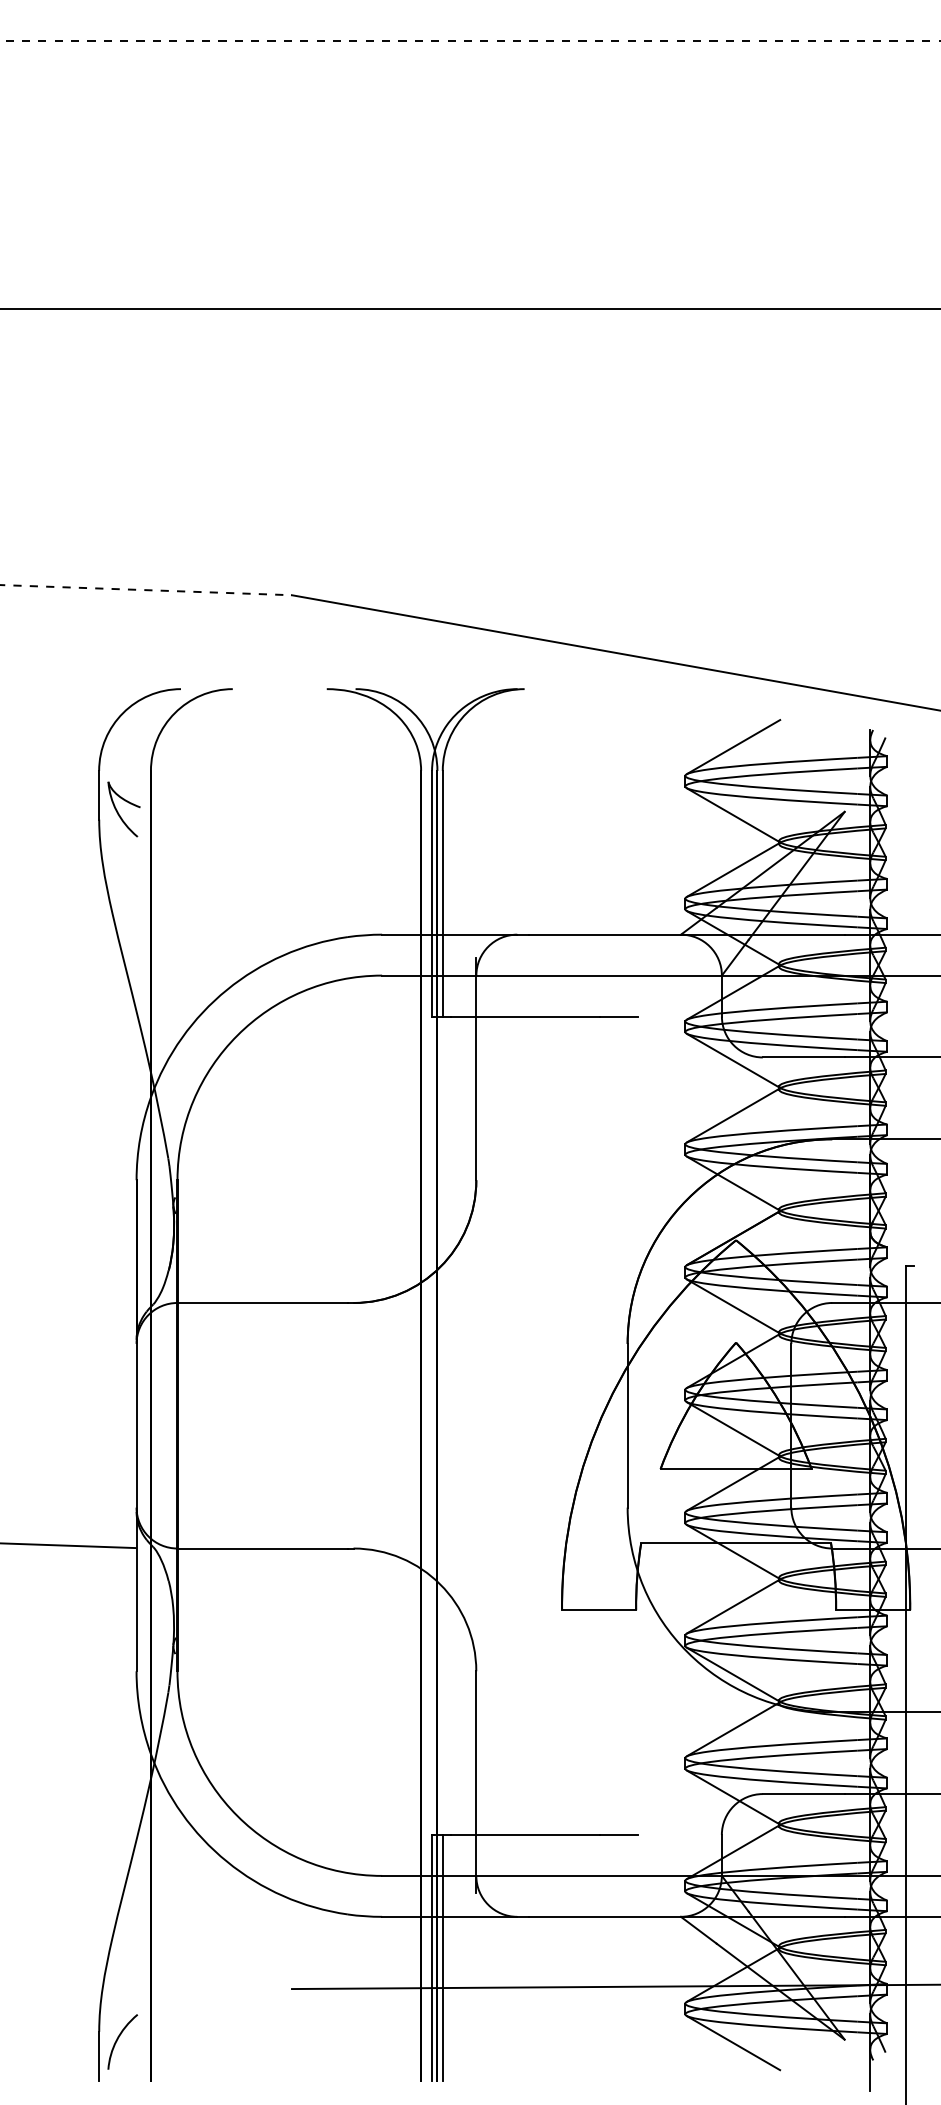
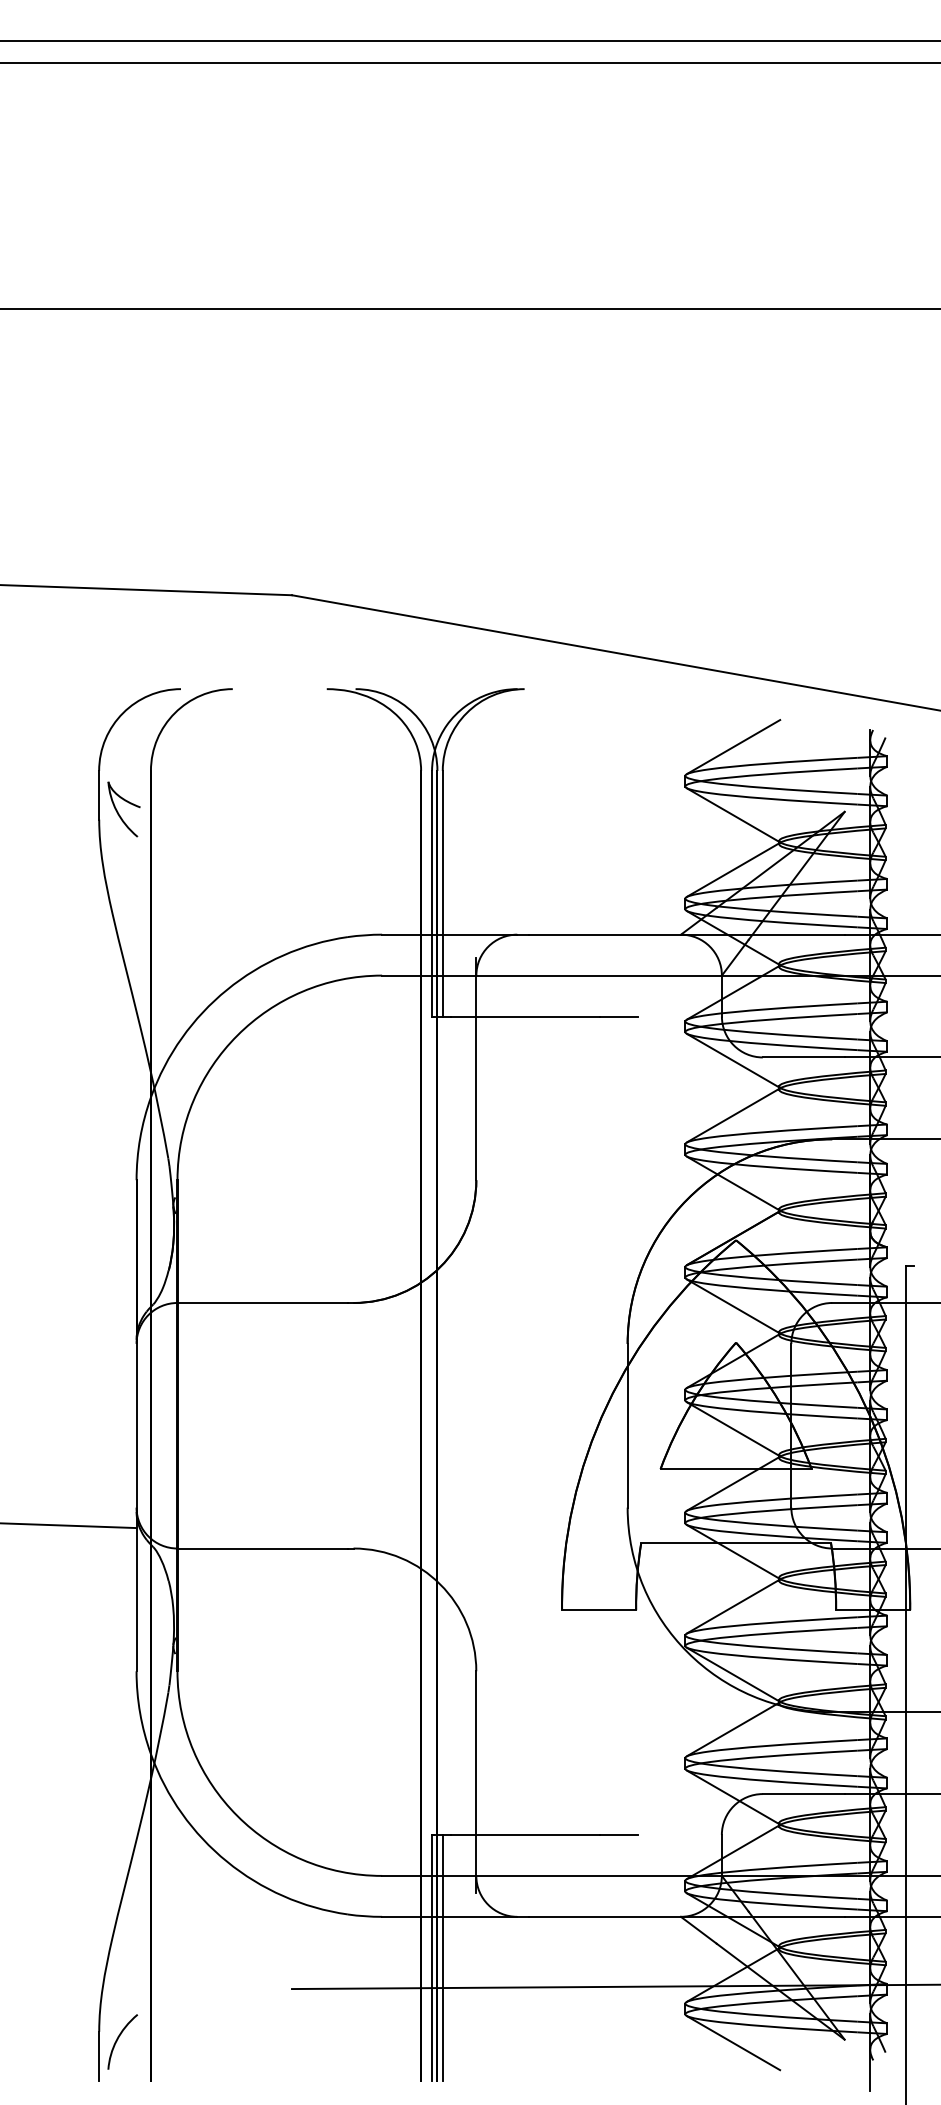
line: dashed -> solid (470, 40)
line: none -> present (469, 63)
line: dashed -> solid (146, 590)
line position: (68, 1545) -> (69, 1525) (69, 1525)
